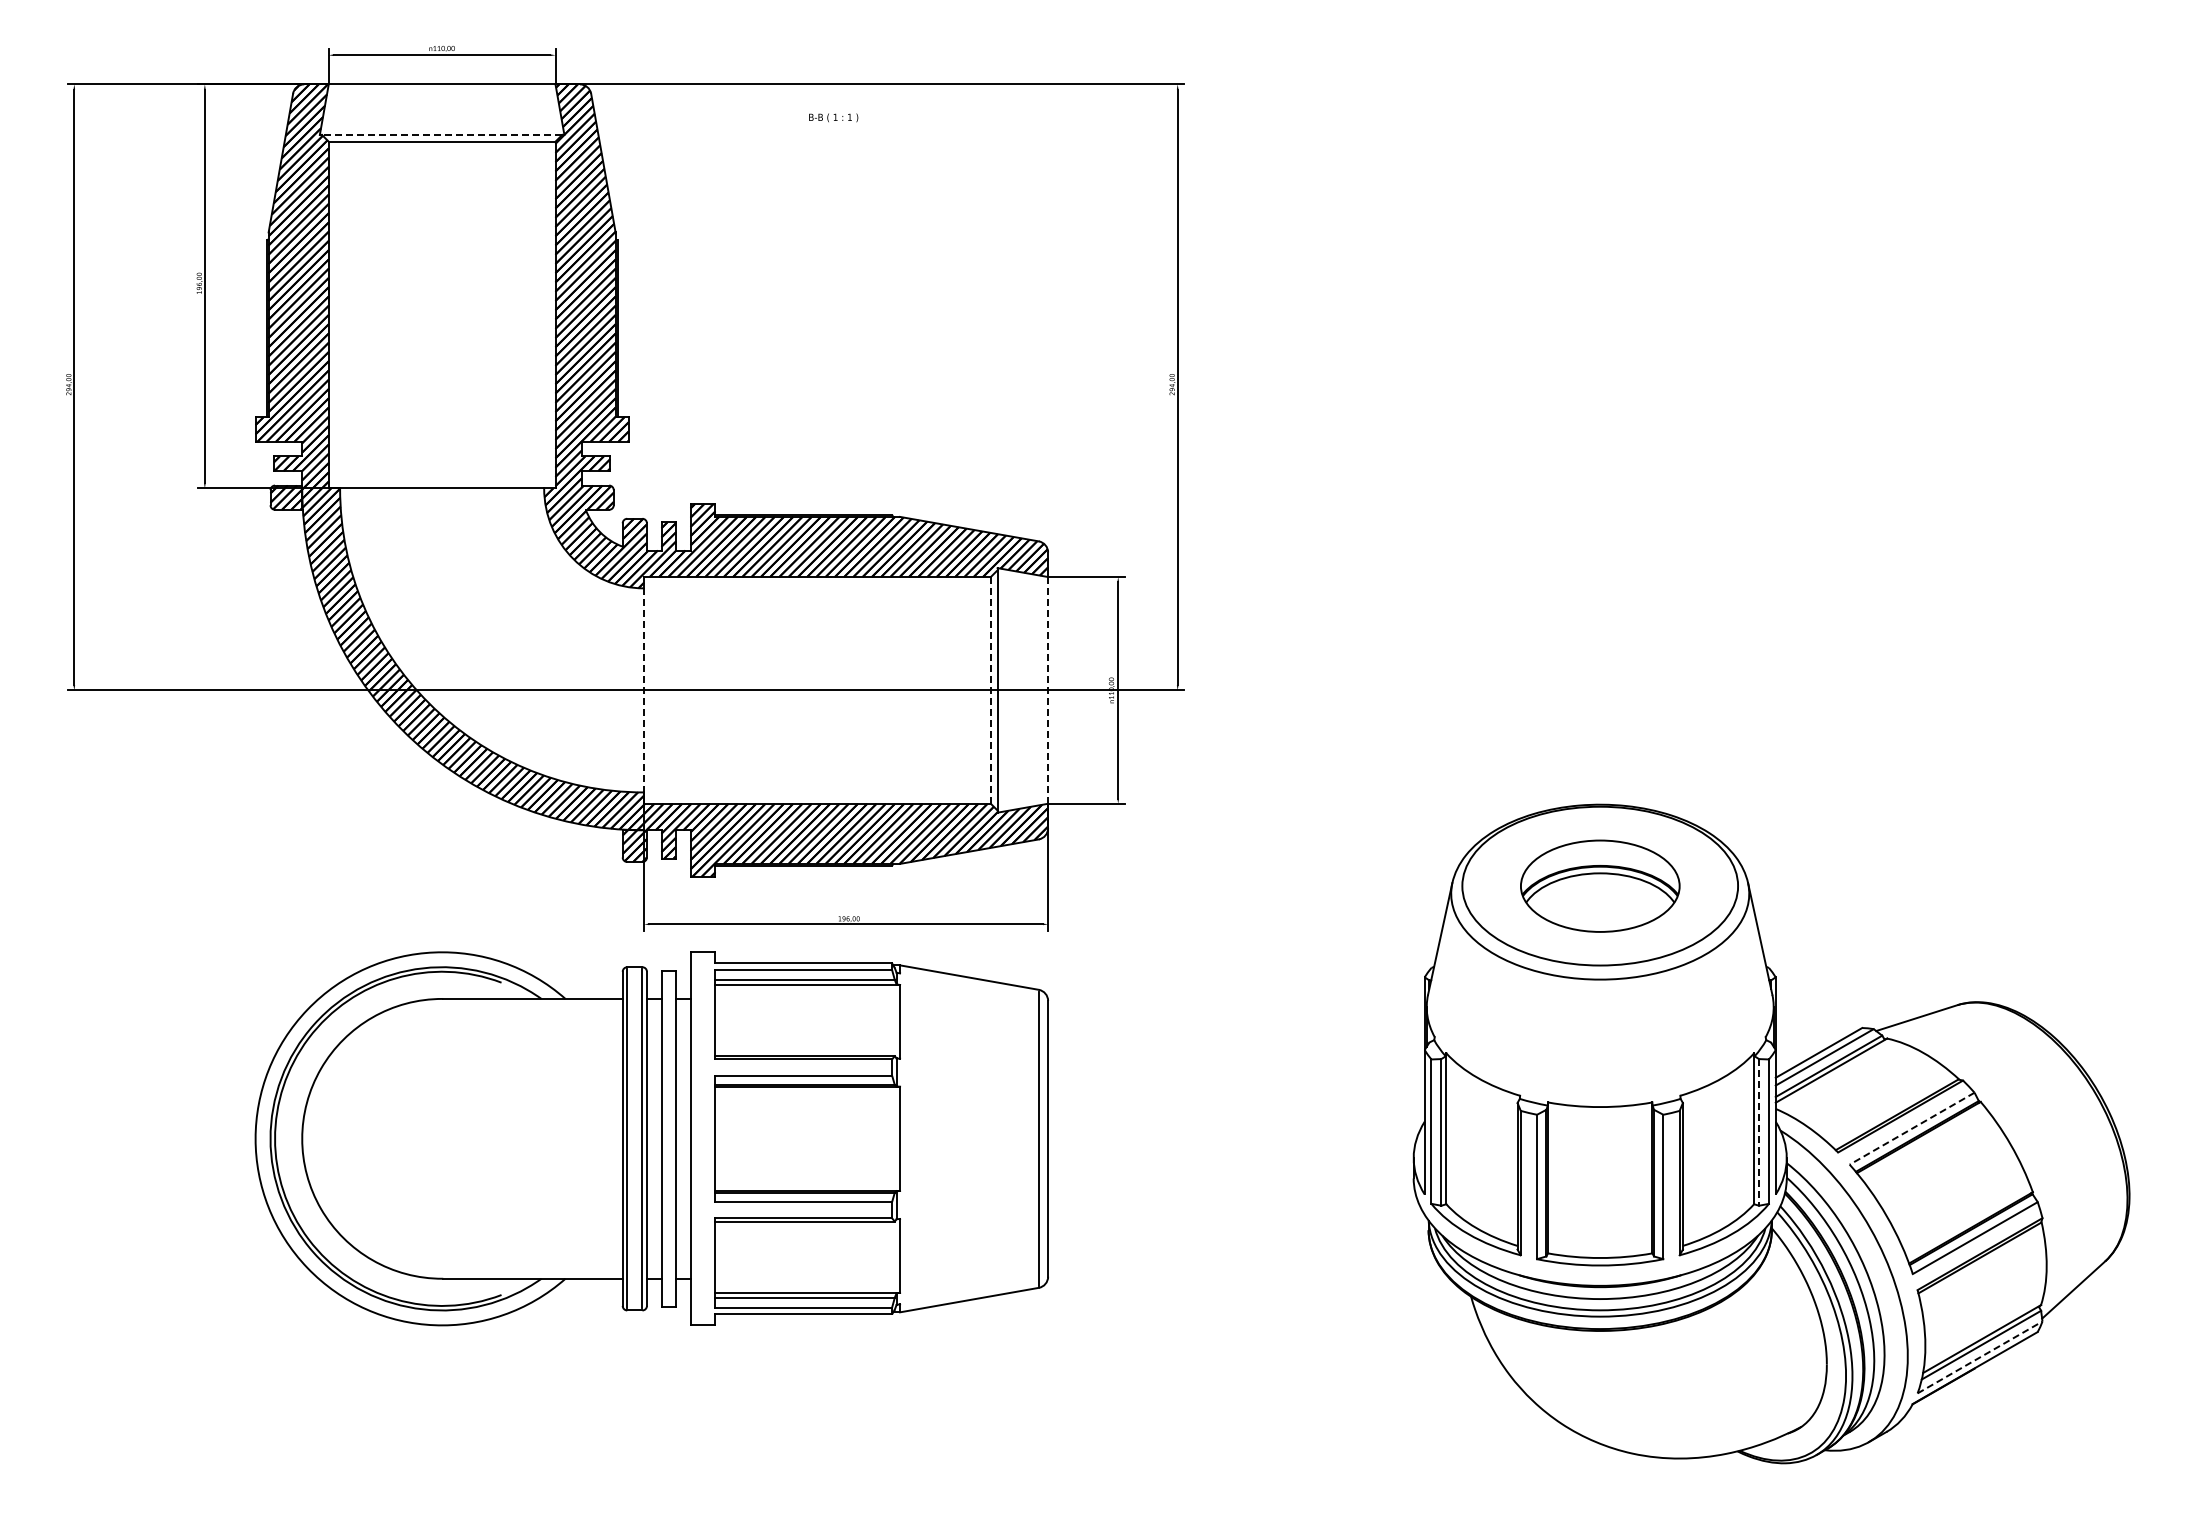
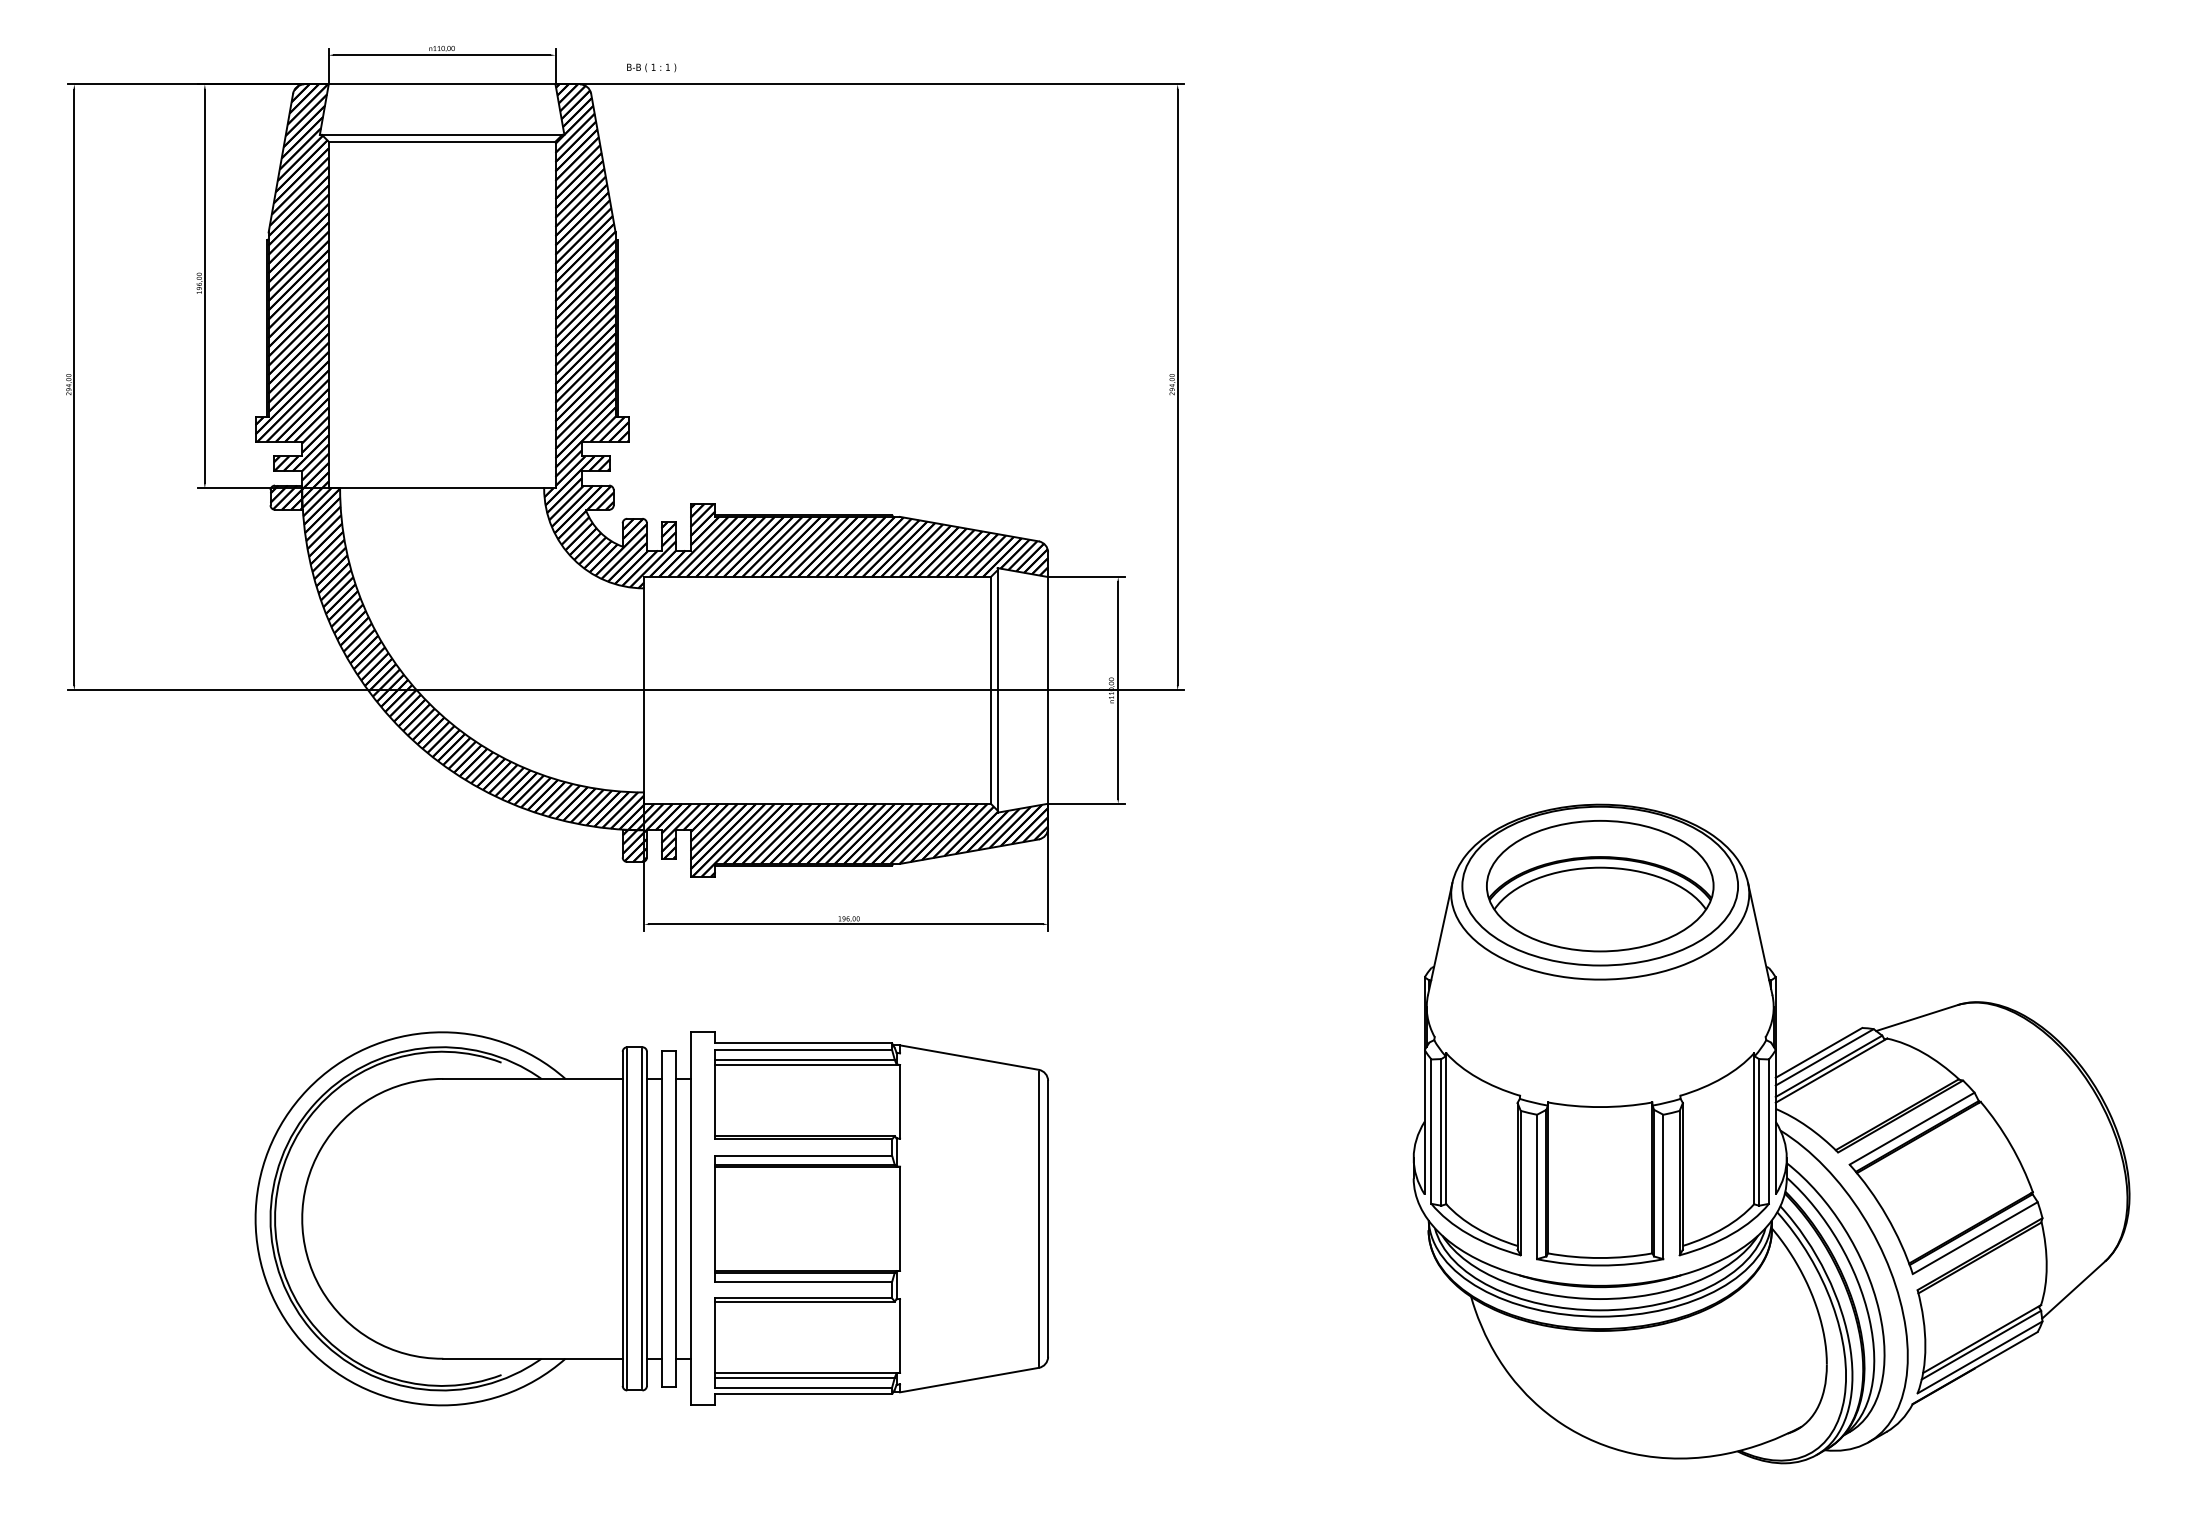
text position: (833, 117) -> (651, 67) (651, 67)
line: dashed -> solid (441, 134)
line: dashed -> solid (1048, 689)
line: dashed -> solid (644, 690)
line: dashed -> solid (990, 690)
part size: 161x94 px -> 229x133 px (1600, 886)
line: dashed -> solid (1911, 1128)
line: dashed -> solid (1759, 1132)
part position: (651, 1138) -> (651, 1218) (651, 1218)
line: dashed -> solid (1980, 1357)
